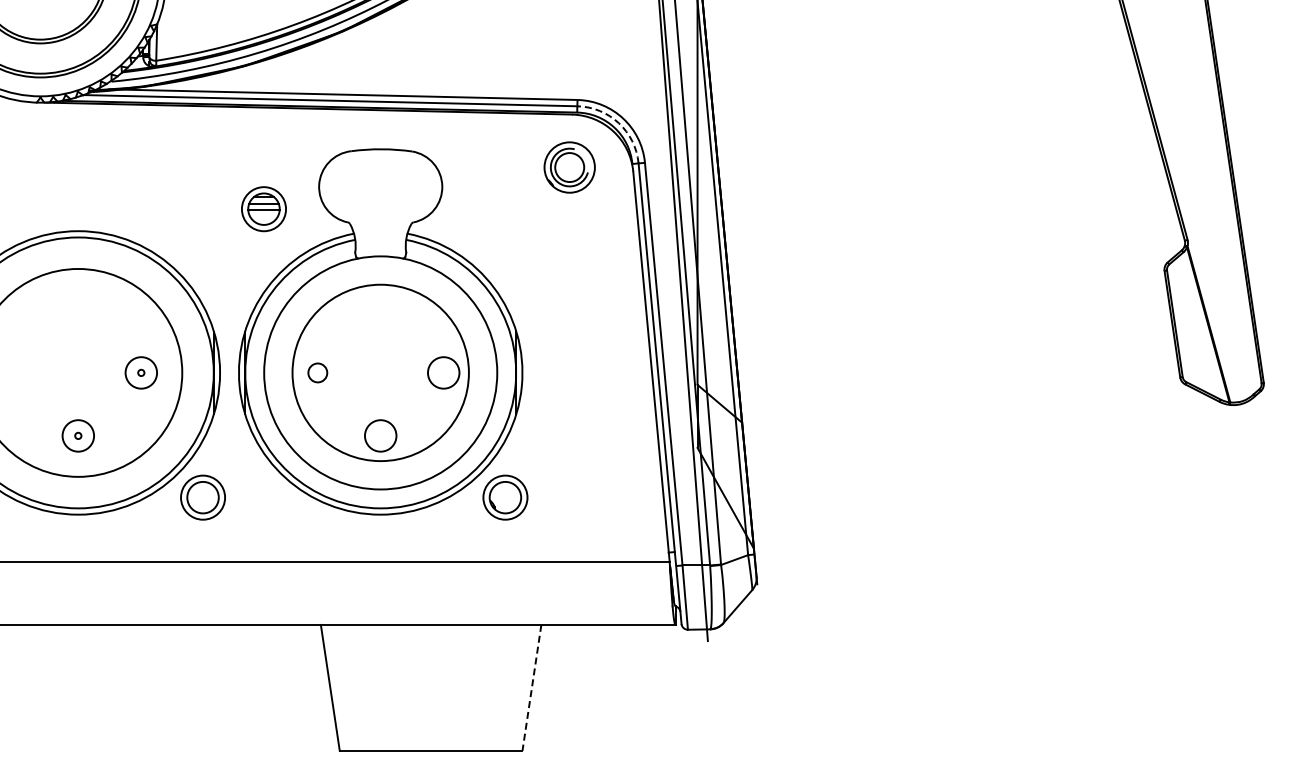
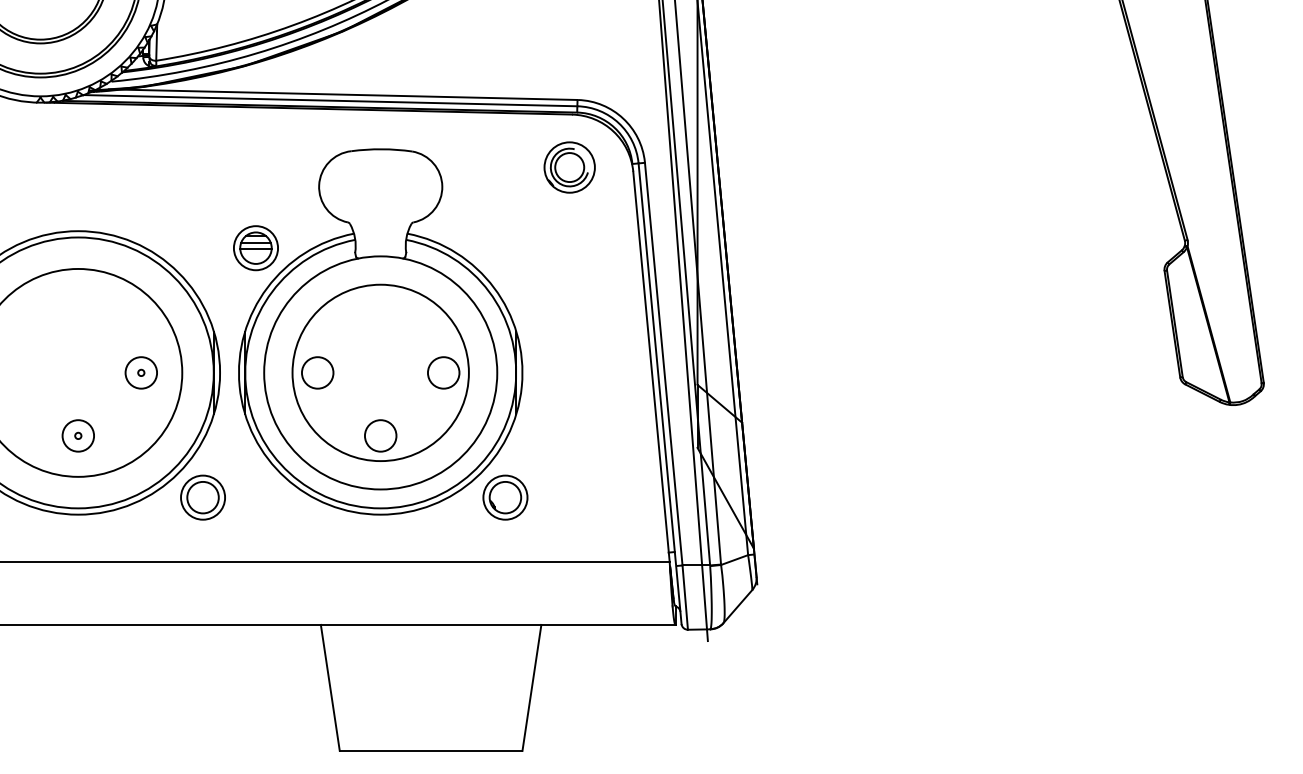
arc: dashed -> solid (618, 123)
part position: (263, 209) -> (255, 248) (255, 248)
circle size: 22x22 px -> 34x34 px (317, 372)
line: dashed -> solid (531, 687)
